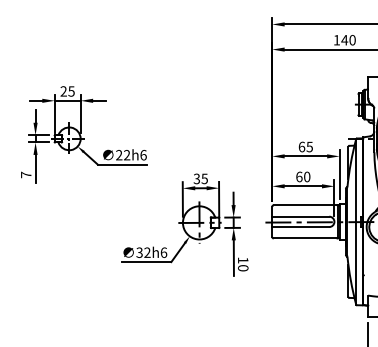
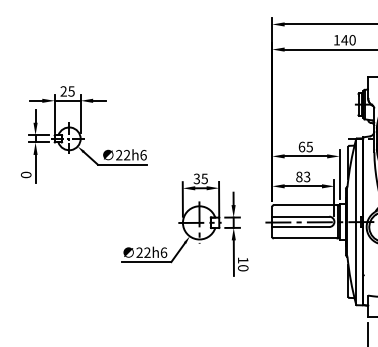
text: 7 -> 0 (26, 174)
text: 60 -> 83 (303, 176)
text: 32h6 -> 22h6 (139, 252)
